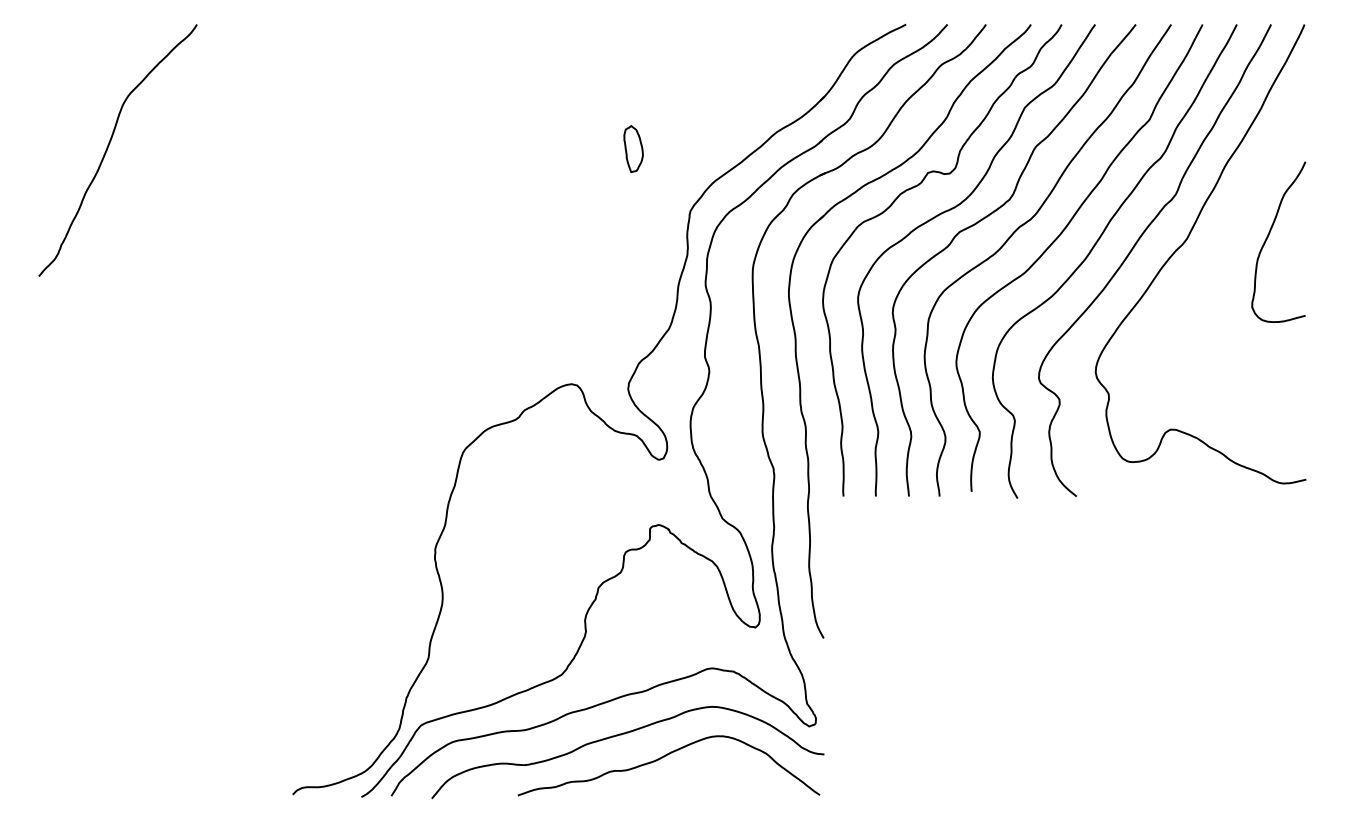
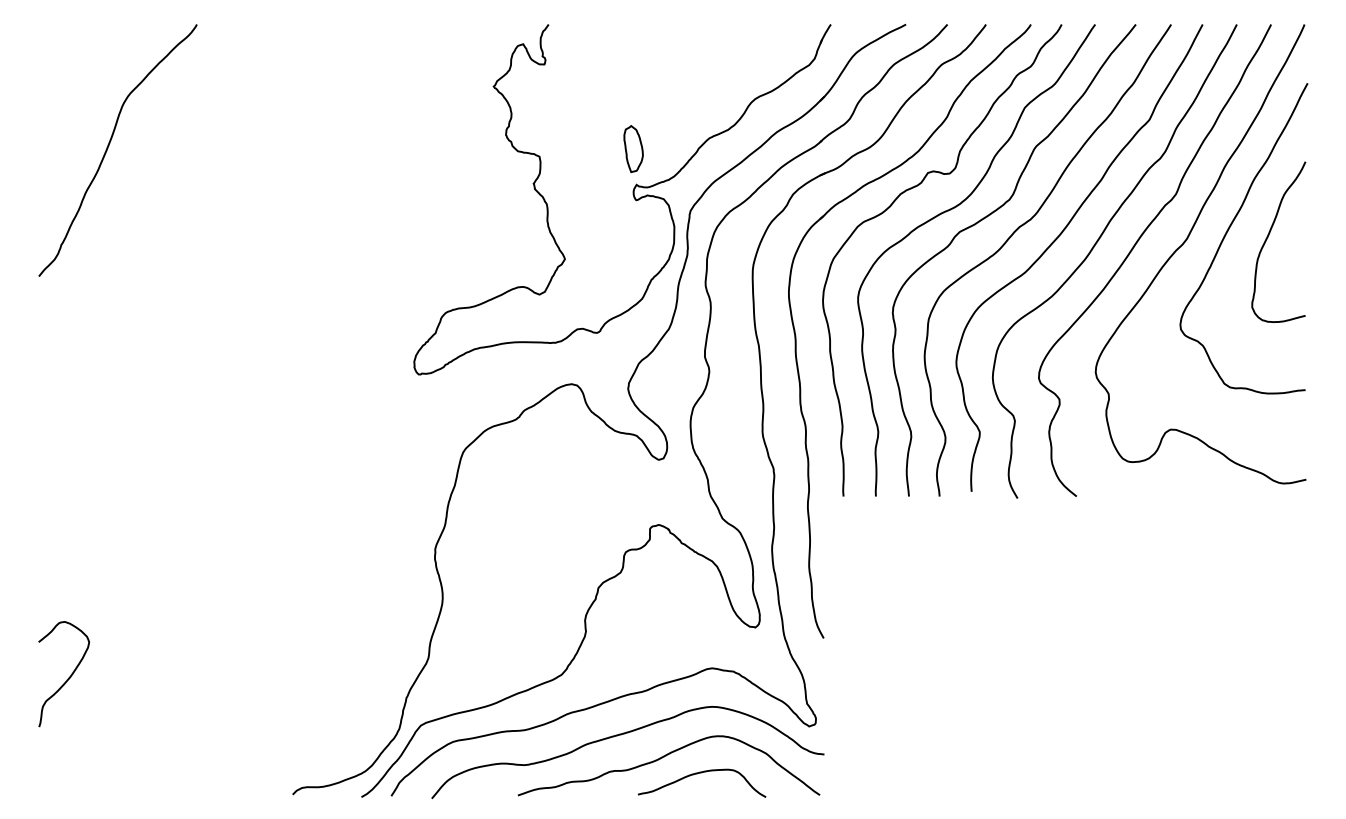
part: none -> present (632, 194)
curve: none -> present (1228, 231)
curve: none -> present (68, 677)
curve: none -> present (701, 773)
